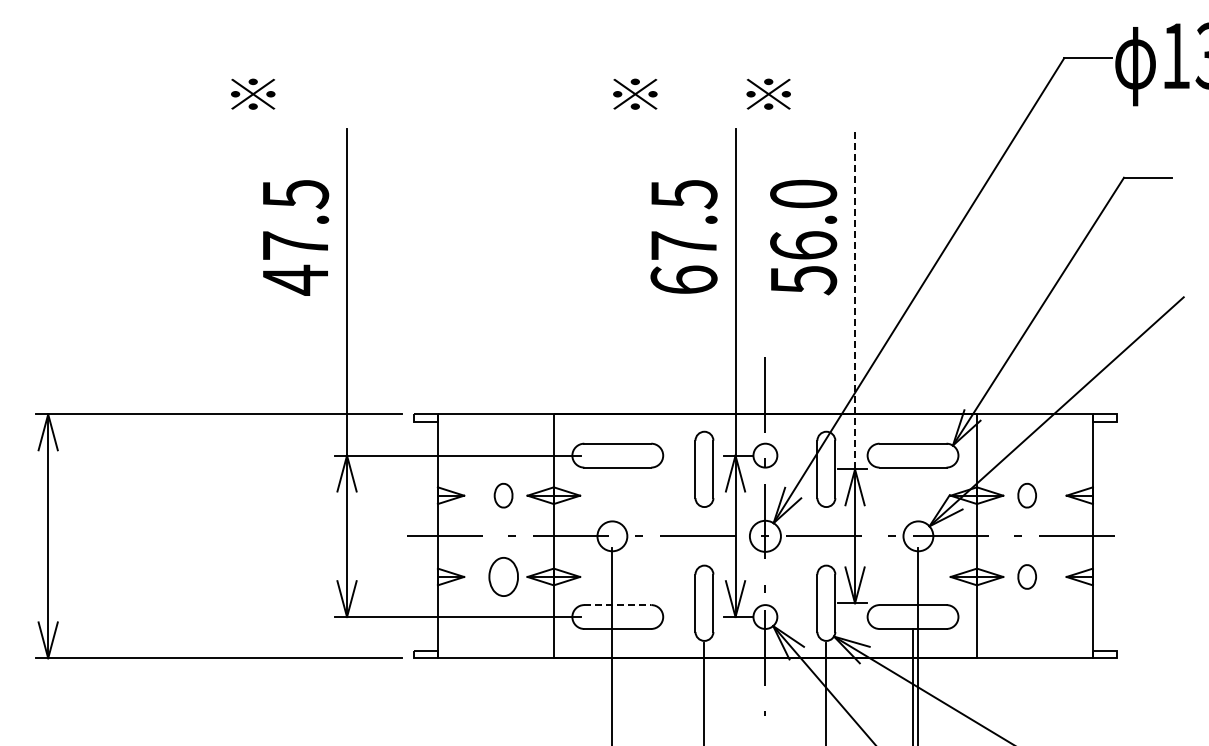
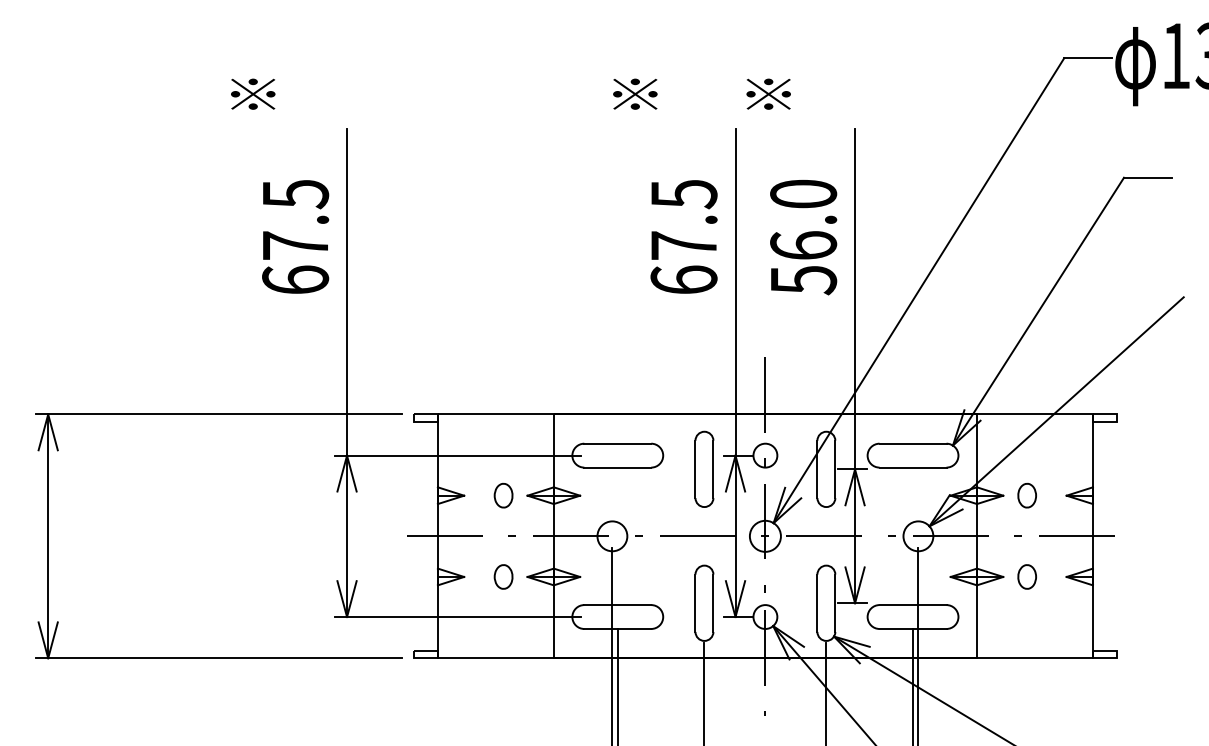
text: 47.5 -> 67.5 (295, 279)
line: dashed -> solid (855, 298)
part size: 31x40 px -> 21x26 px (503, 576)
line: dashed -> solid (618, 605)
line: none -> present (617, 685)
